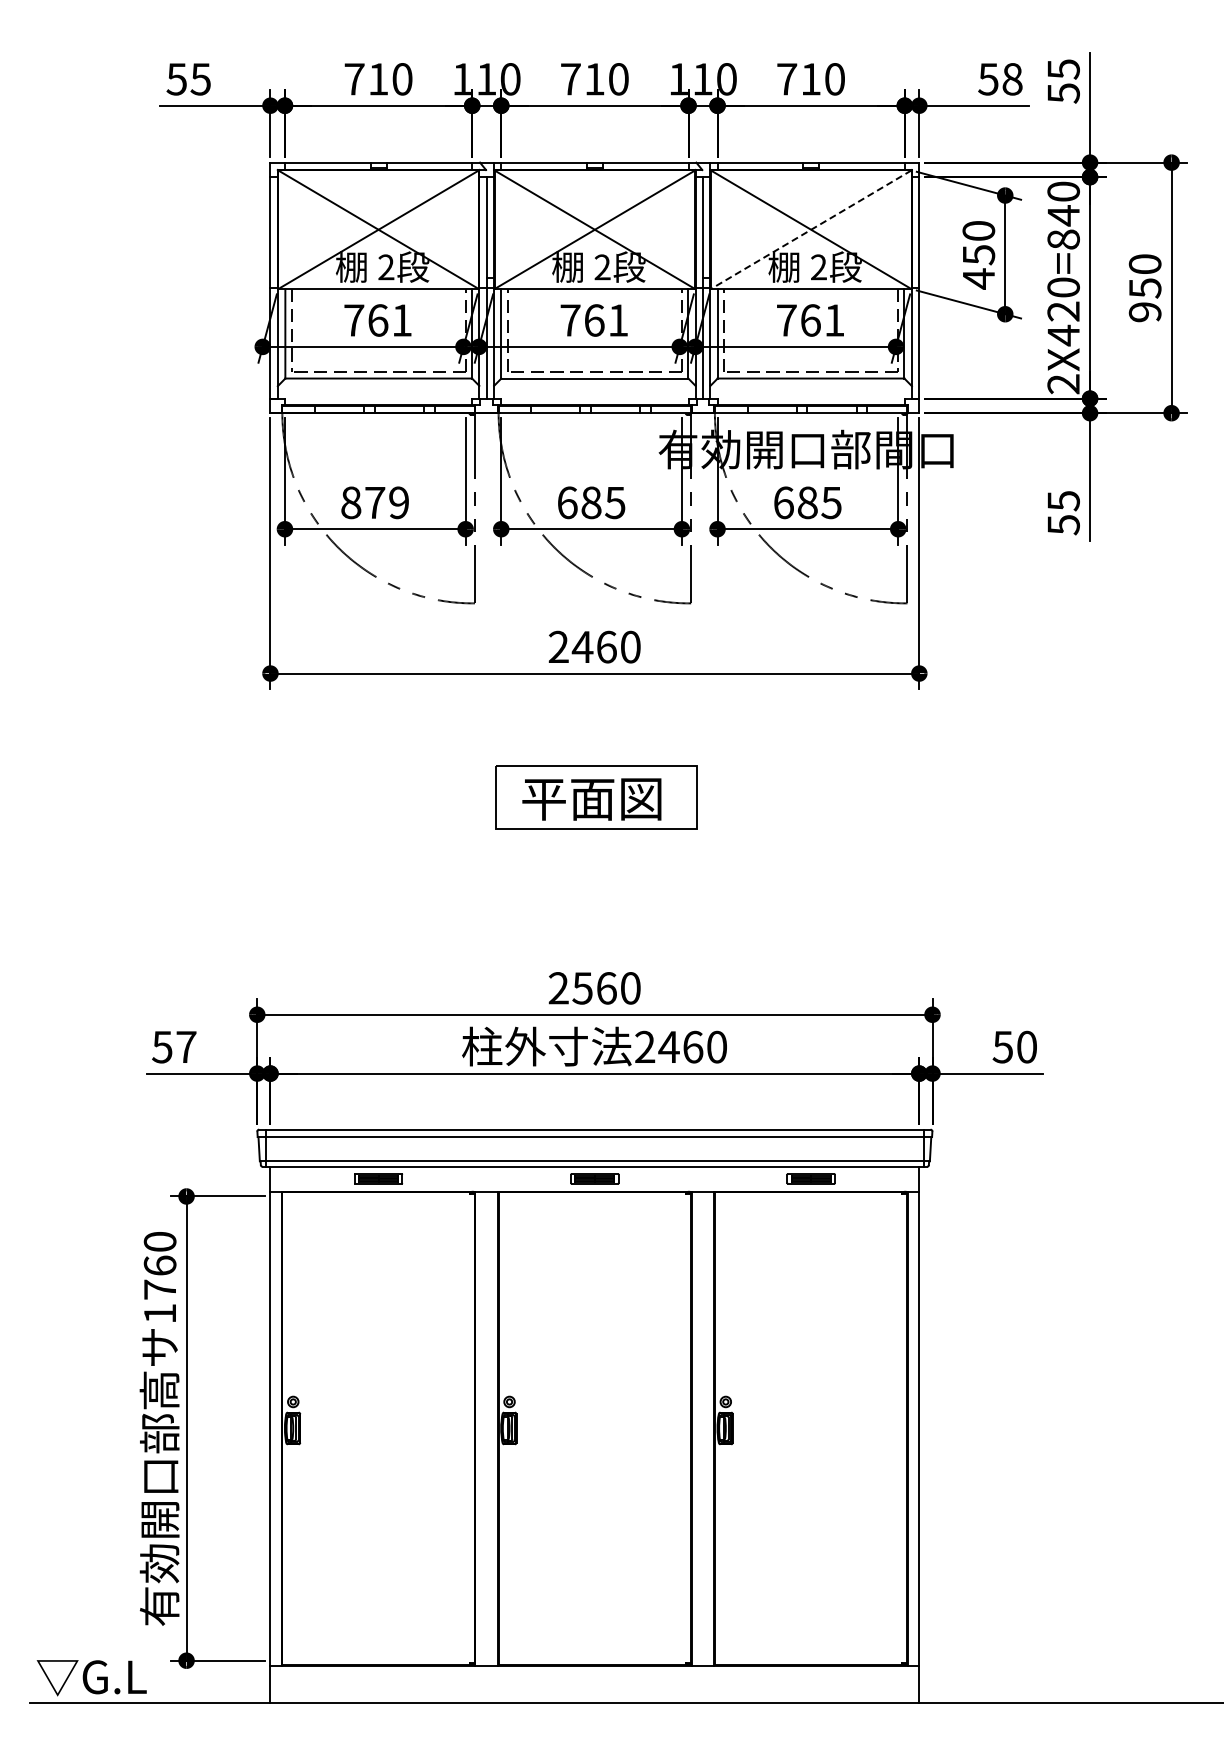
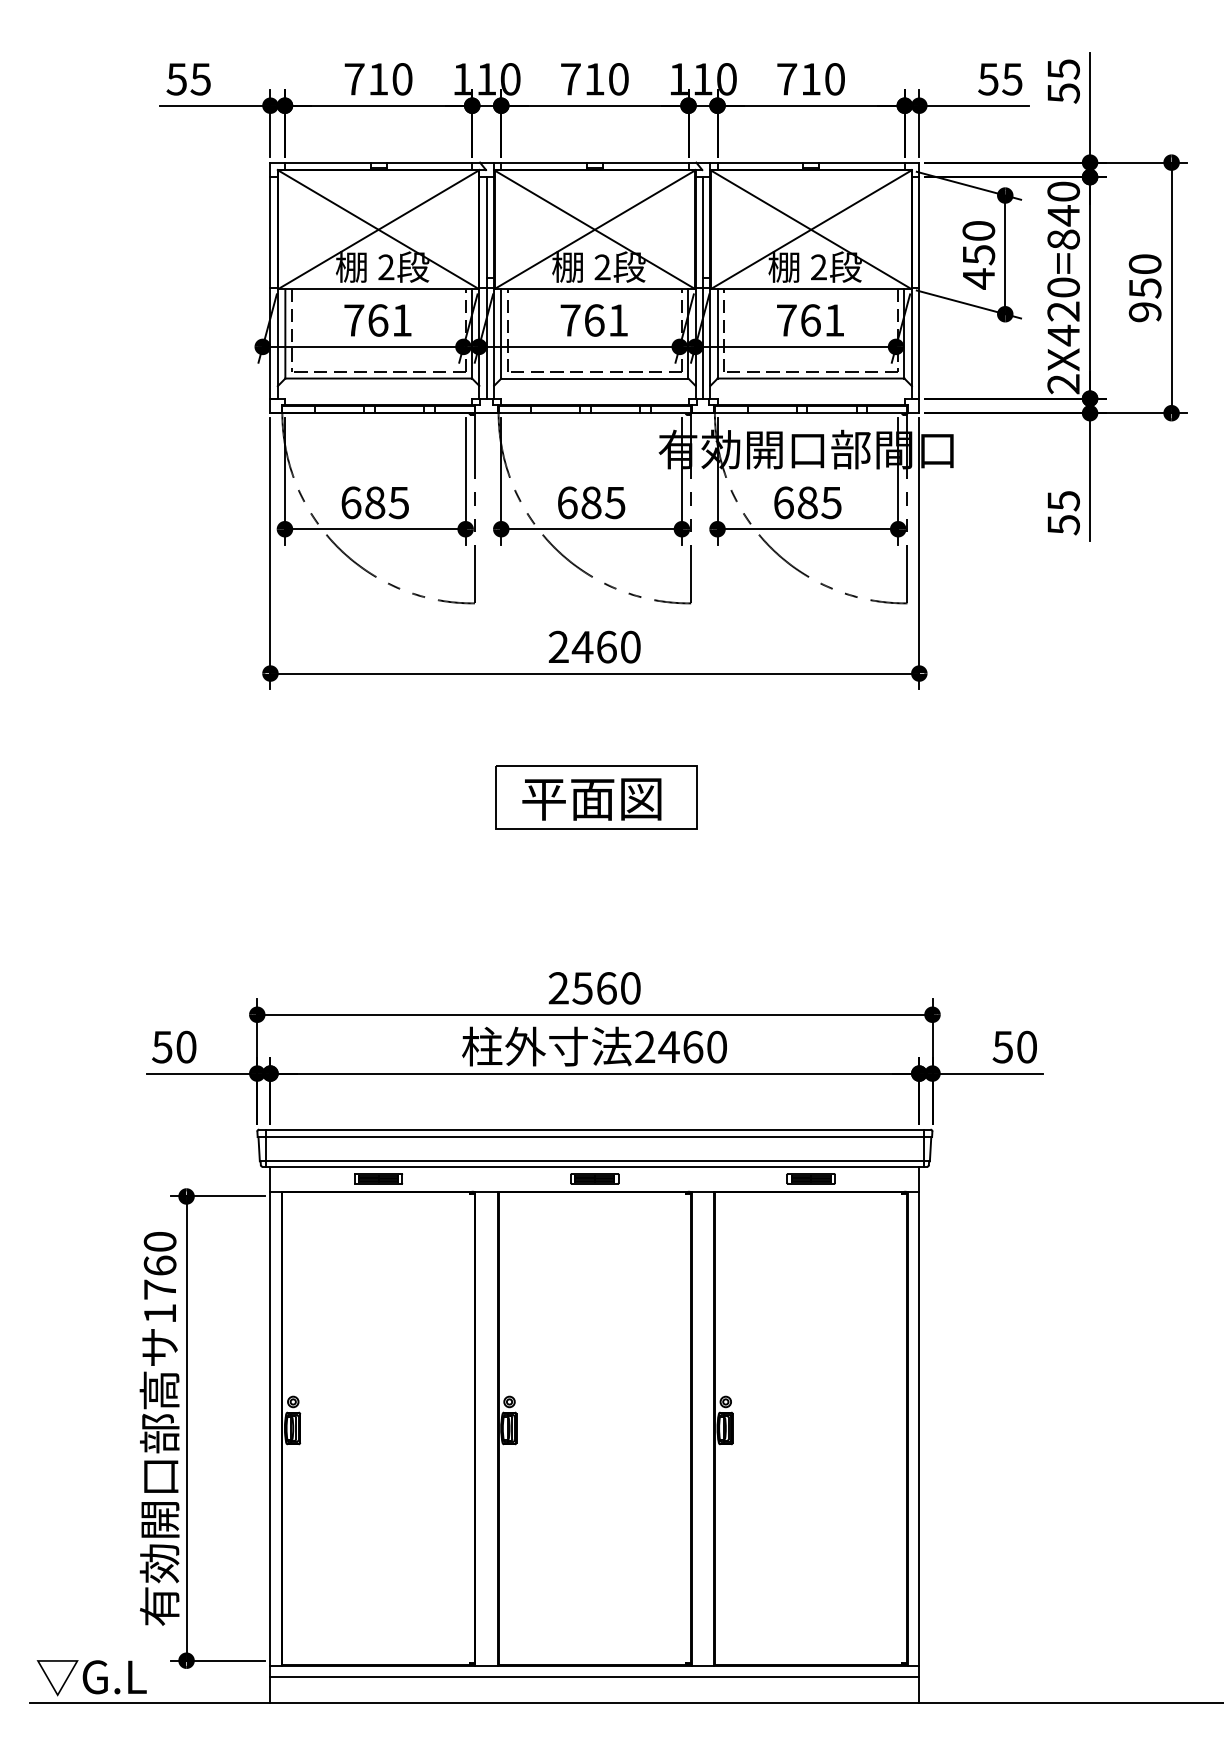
text: 58 -> 55 (1012, 79)
line: dashed -> solid (811, 229)
text: 879 -> 685 (374, 502)
text: 57 -> 50 (186, 1046)
line: none -> present (594, 1676)
